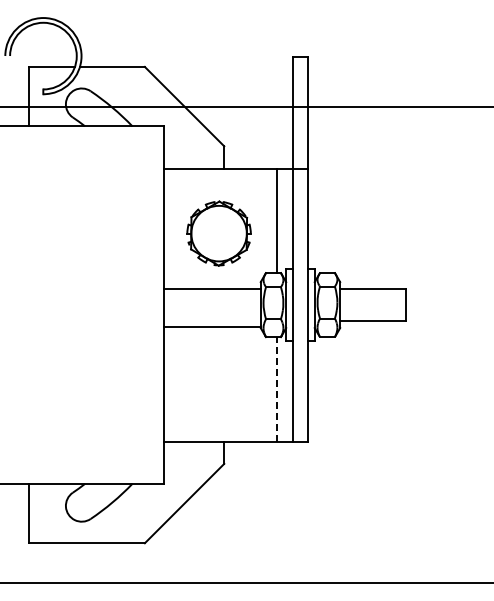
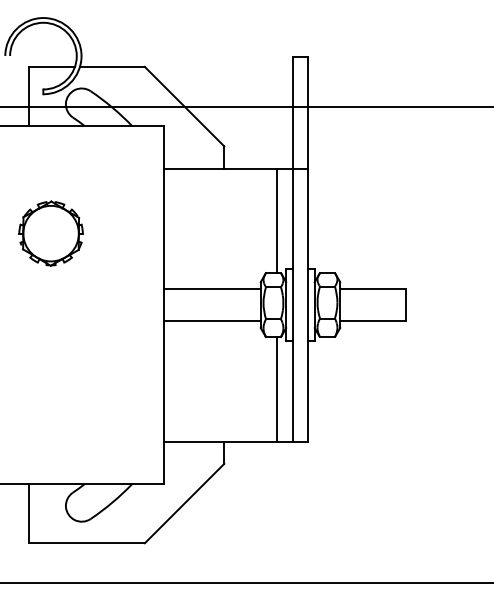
part position: (218, 233) -> (50, 233) (50, 233)
line position: (211, 326) -> (211, 320) (211, 320)
line: dashed -> solid (276, 388)
